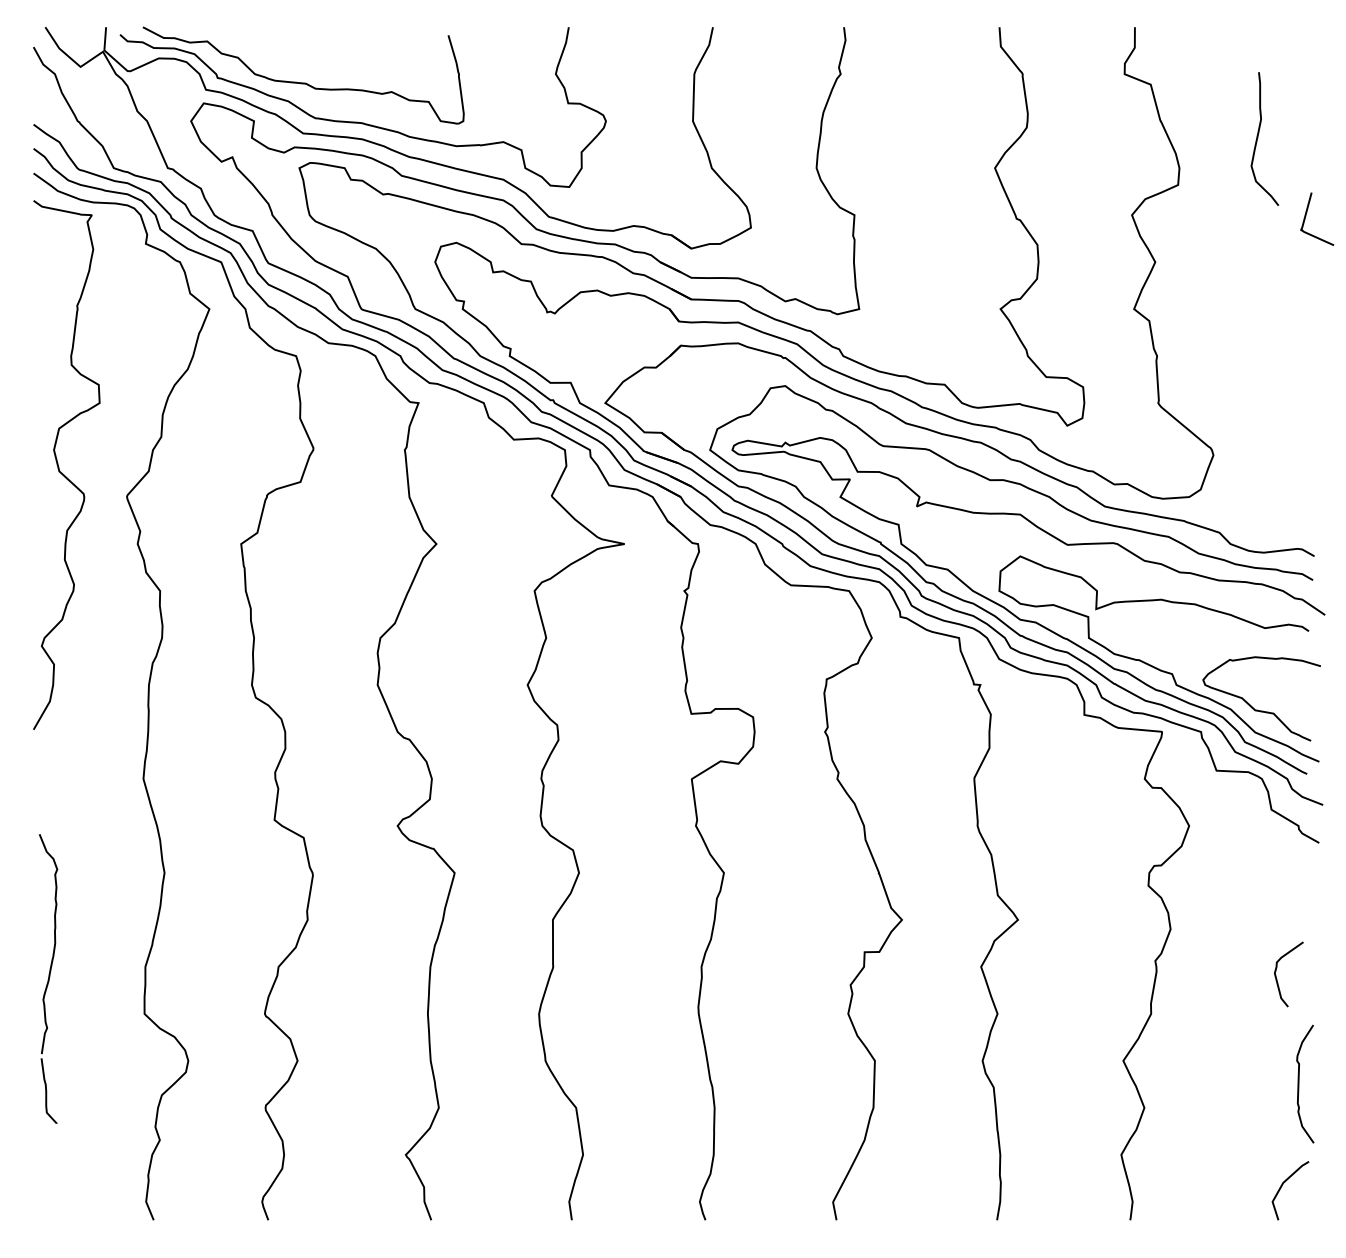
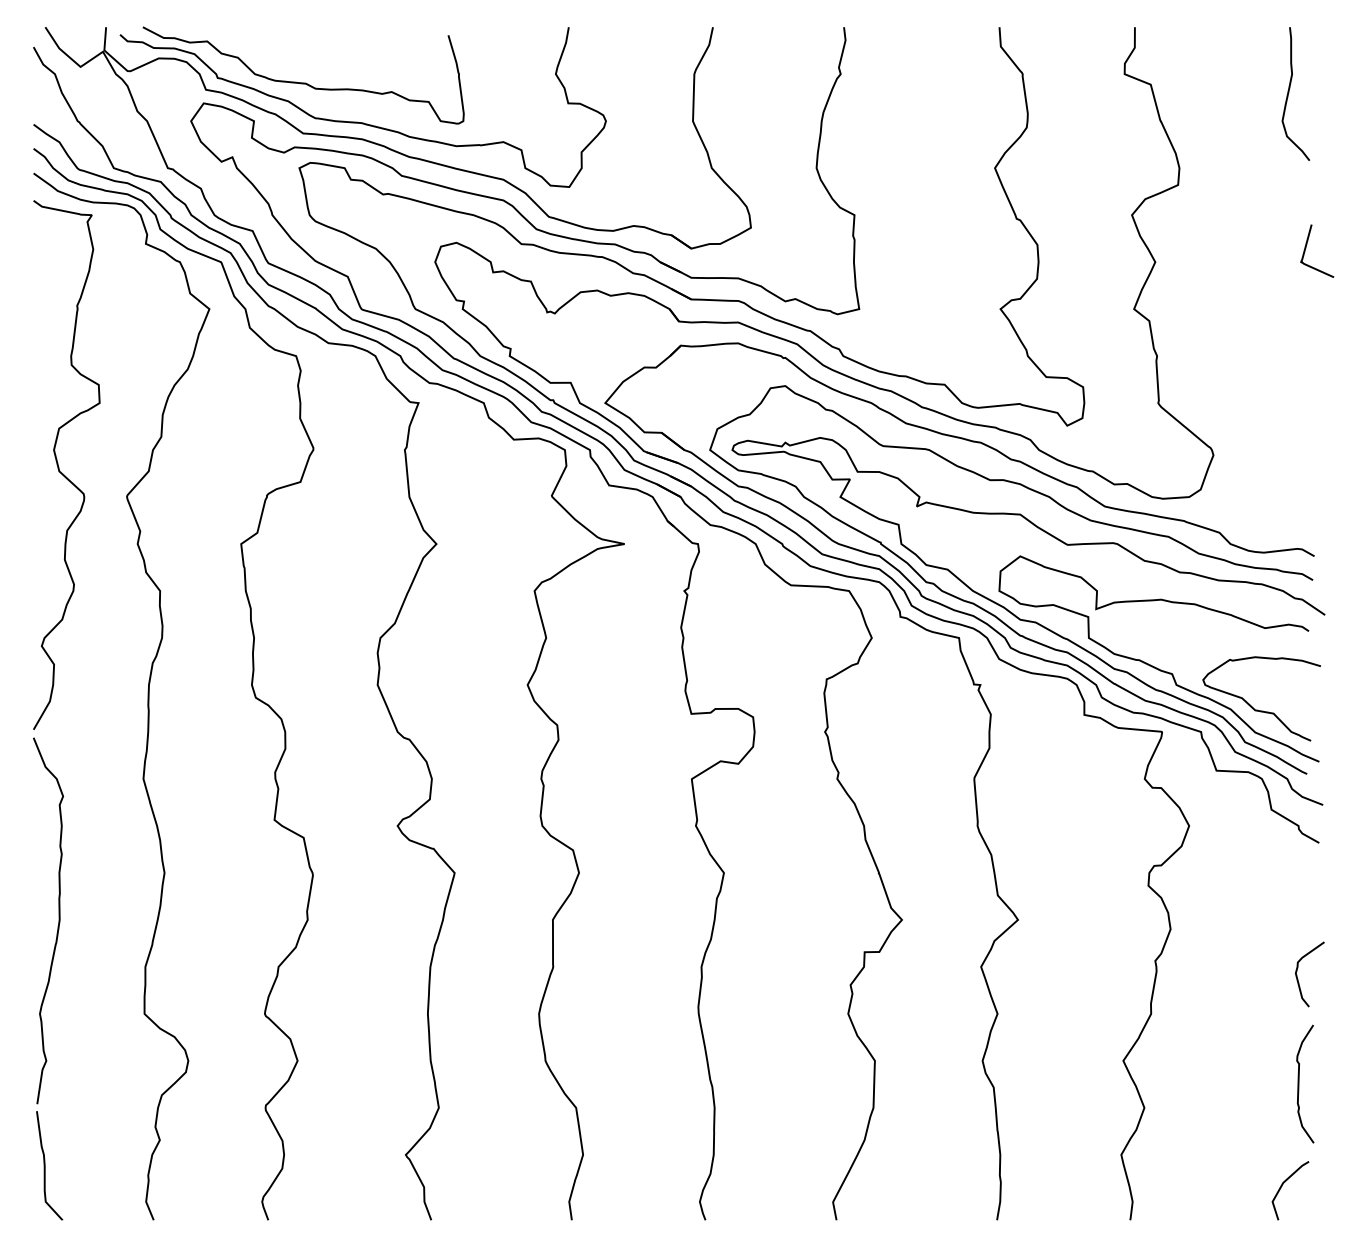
curve position: (1258, 137) -> (1289, 92) (1289, 92)
curve position: (1306, 216) -> (1306, 248) (1306, 248)
part size: 20x290 px -> 31x484 px (48, 978)
curve position: (1277, 978) -> (1298, 978) (1298, 978)
